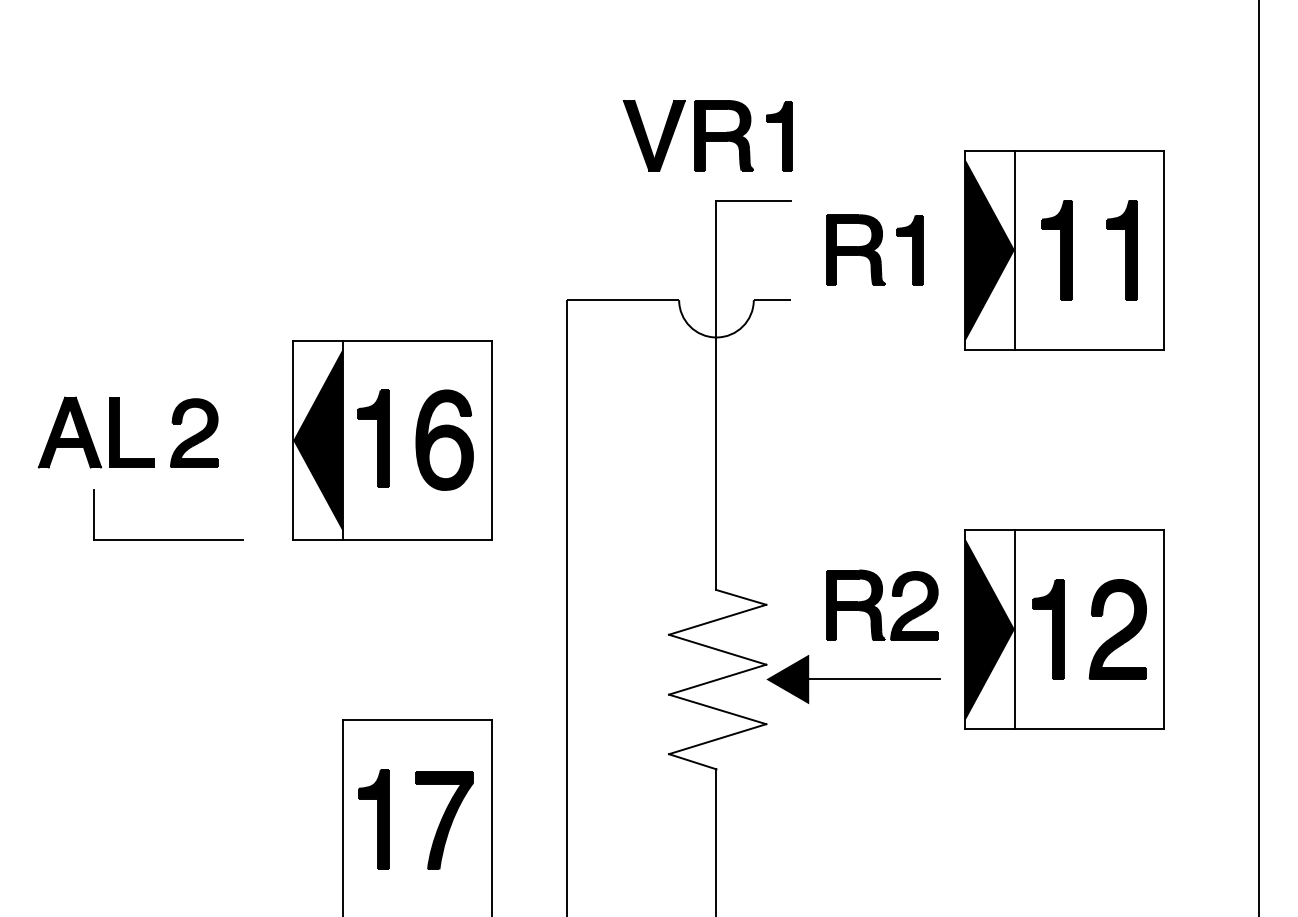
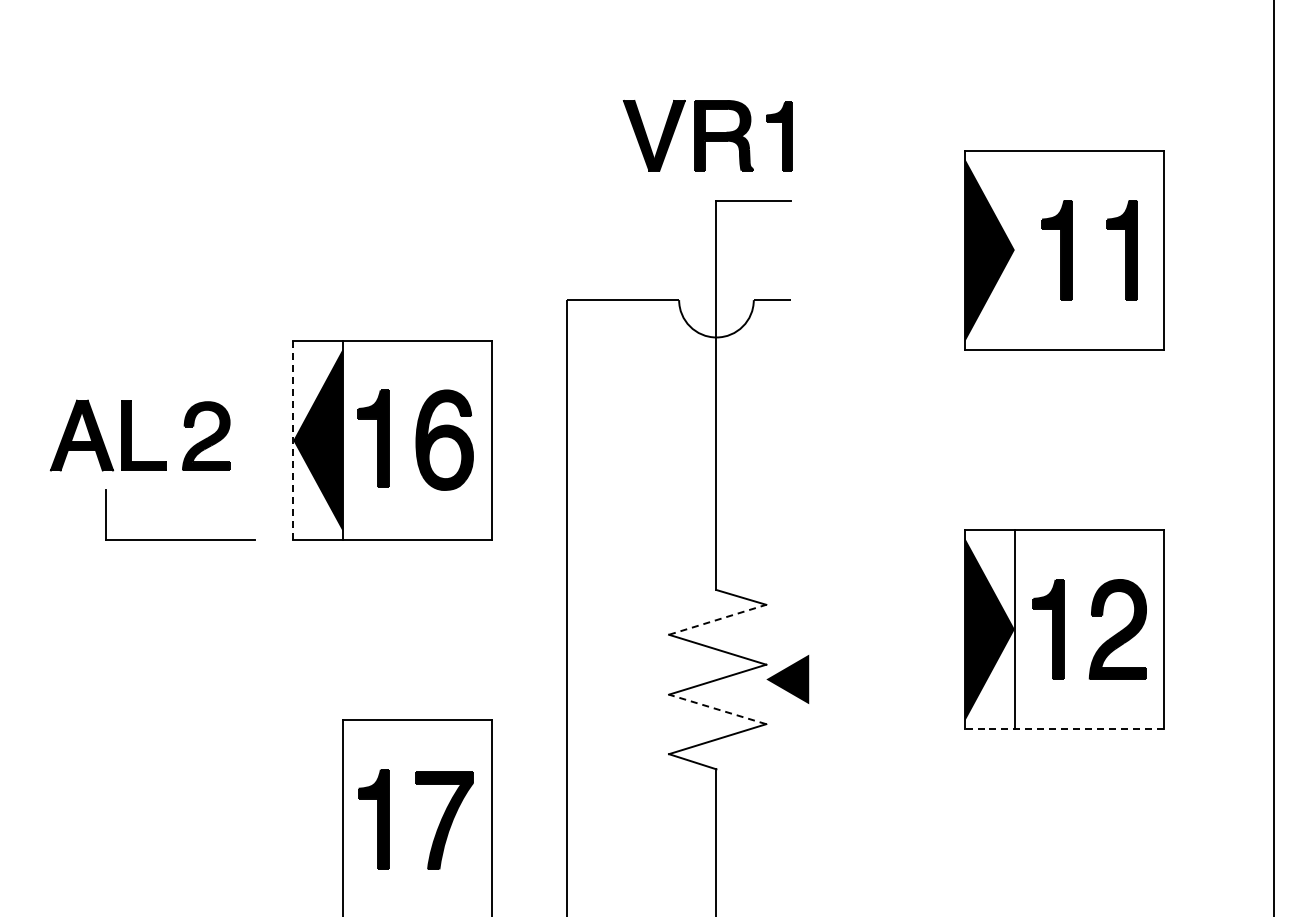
part: present -> none (874, 249)
line: present -> none (1014, 249)
part position: (119, 432) -> (131, 435) (131, 435)
line: solid -> dashed (293, 440)
line position: (1259, 457) -> (1274, 457) (1274, 457)
part position: (168, 539) -> (180, 539) (180, 539)
part: present -> none (882, 604)
line: solid -> dashed (717, 619)
line: present -> none (874, 679)
line: solid -> dashed (717, 709)
line: solid -> dashed (1064, 729)
